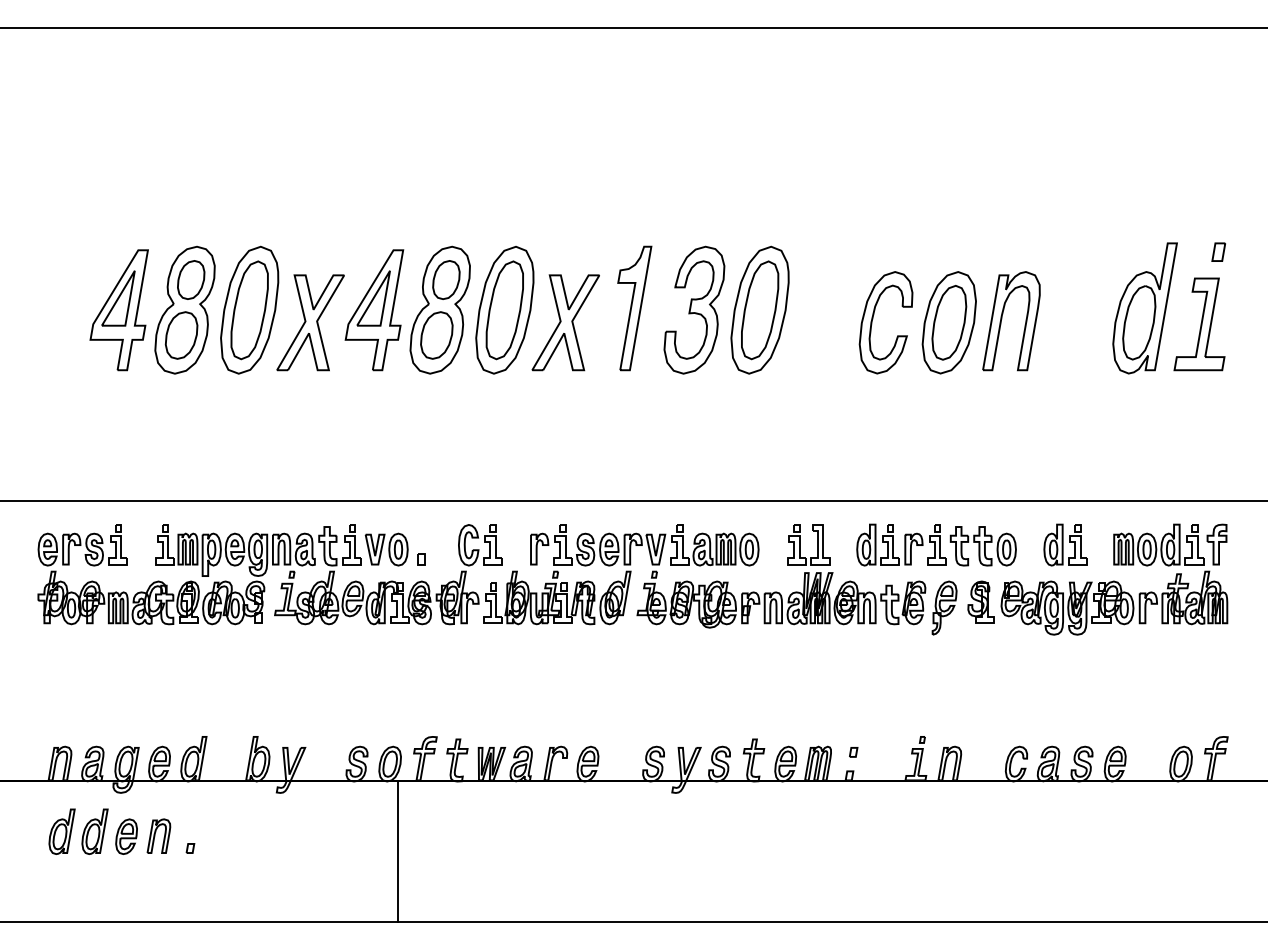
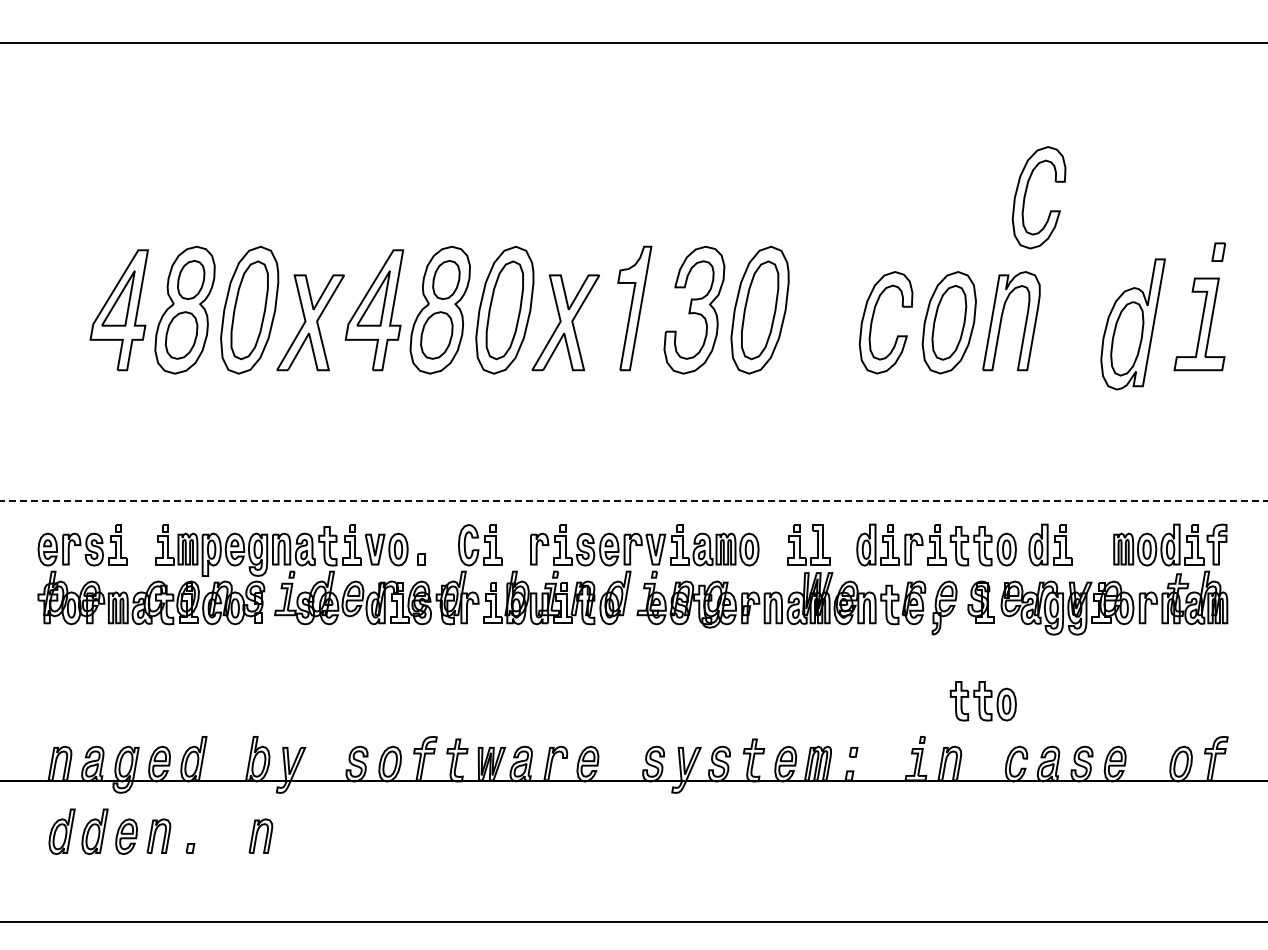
line position: (633, 28) -> (633, 43) (633, 43)
part: none -> present (1026, 194)
part position: (1144, 308) -> (1132, 324) (1132, 324)
line: solid -> dashed (634, 501)
part position: (1065, 544) -> (1050, 544) (1050, 544)
part: none -> present (982, 701)
part: none -> present (260, 835)
line: present -> none (397, 851)
